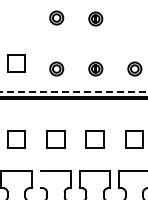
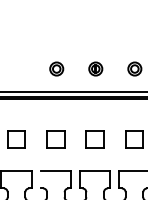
part: present -> none (56, 17)
part: present -> none (95, 18)
part: present -> none (16, 63)
line: dashed -> solid (74, 92)
